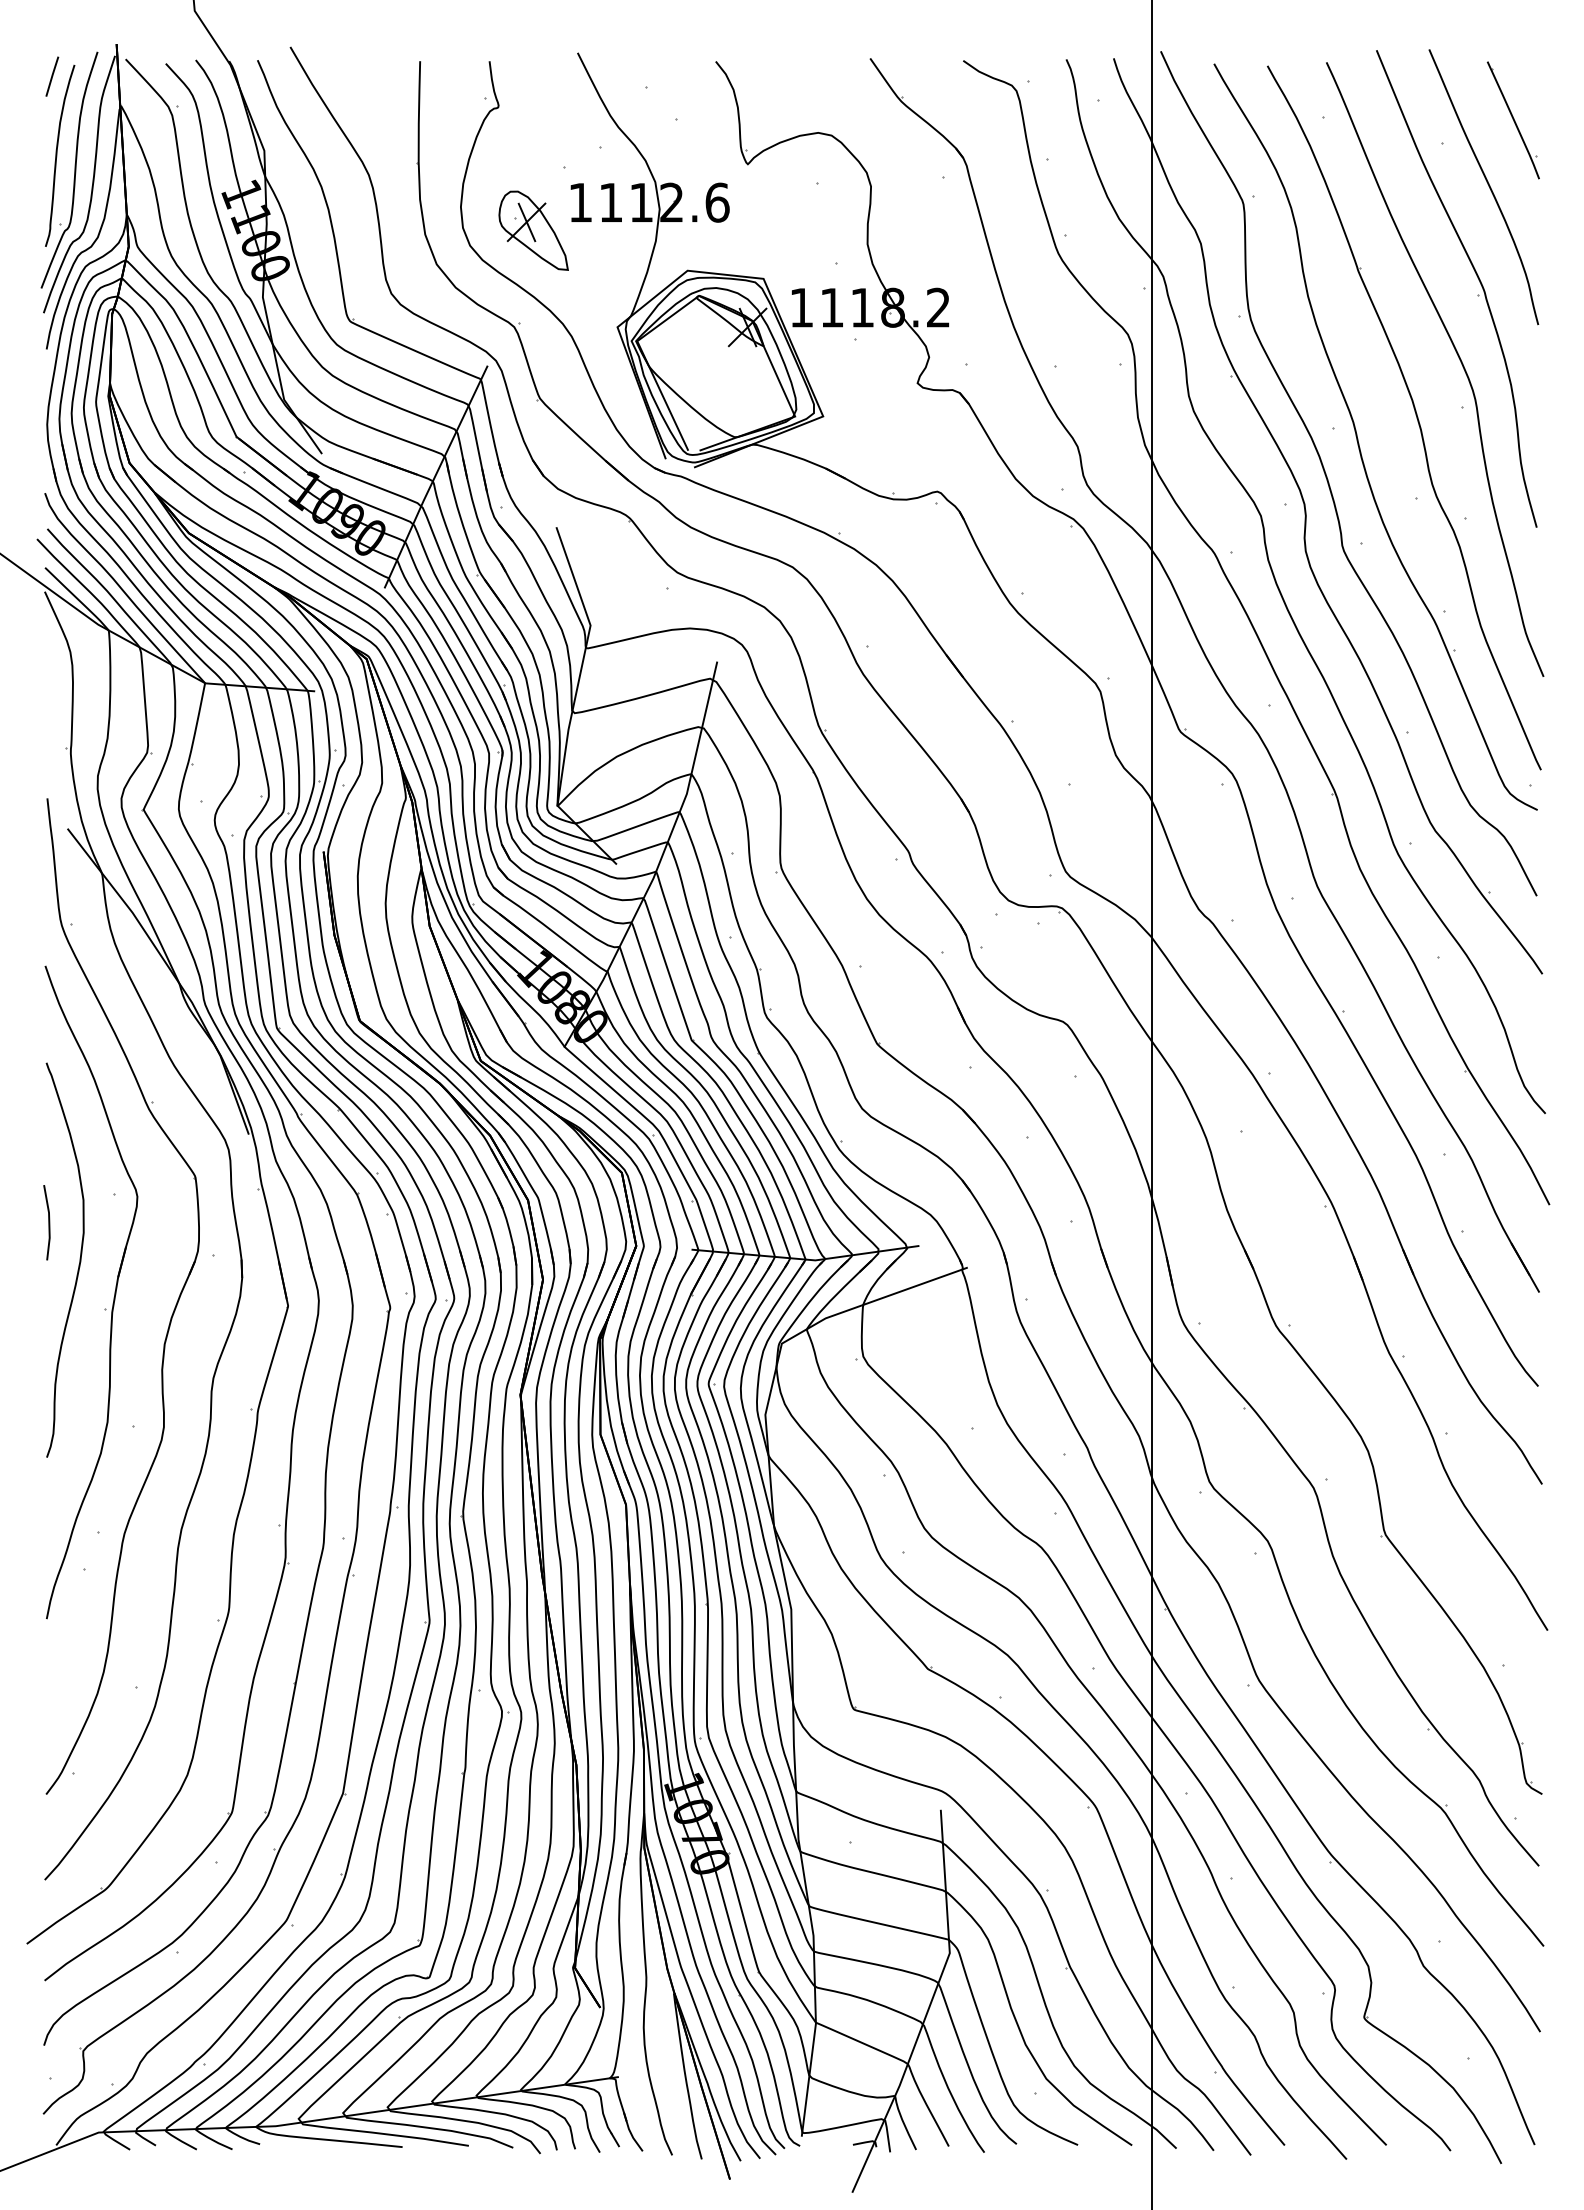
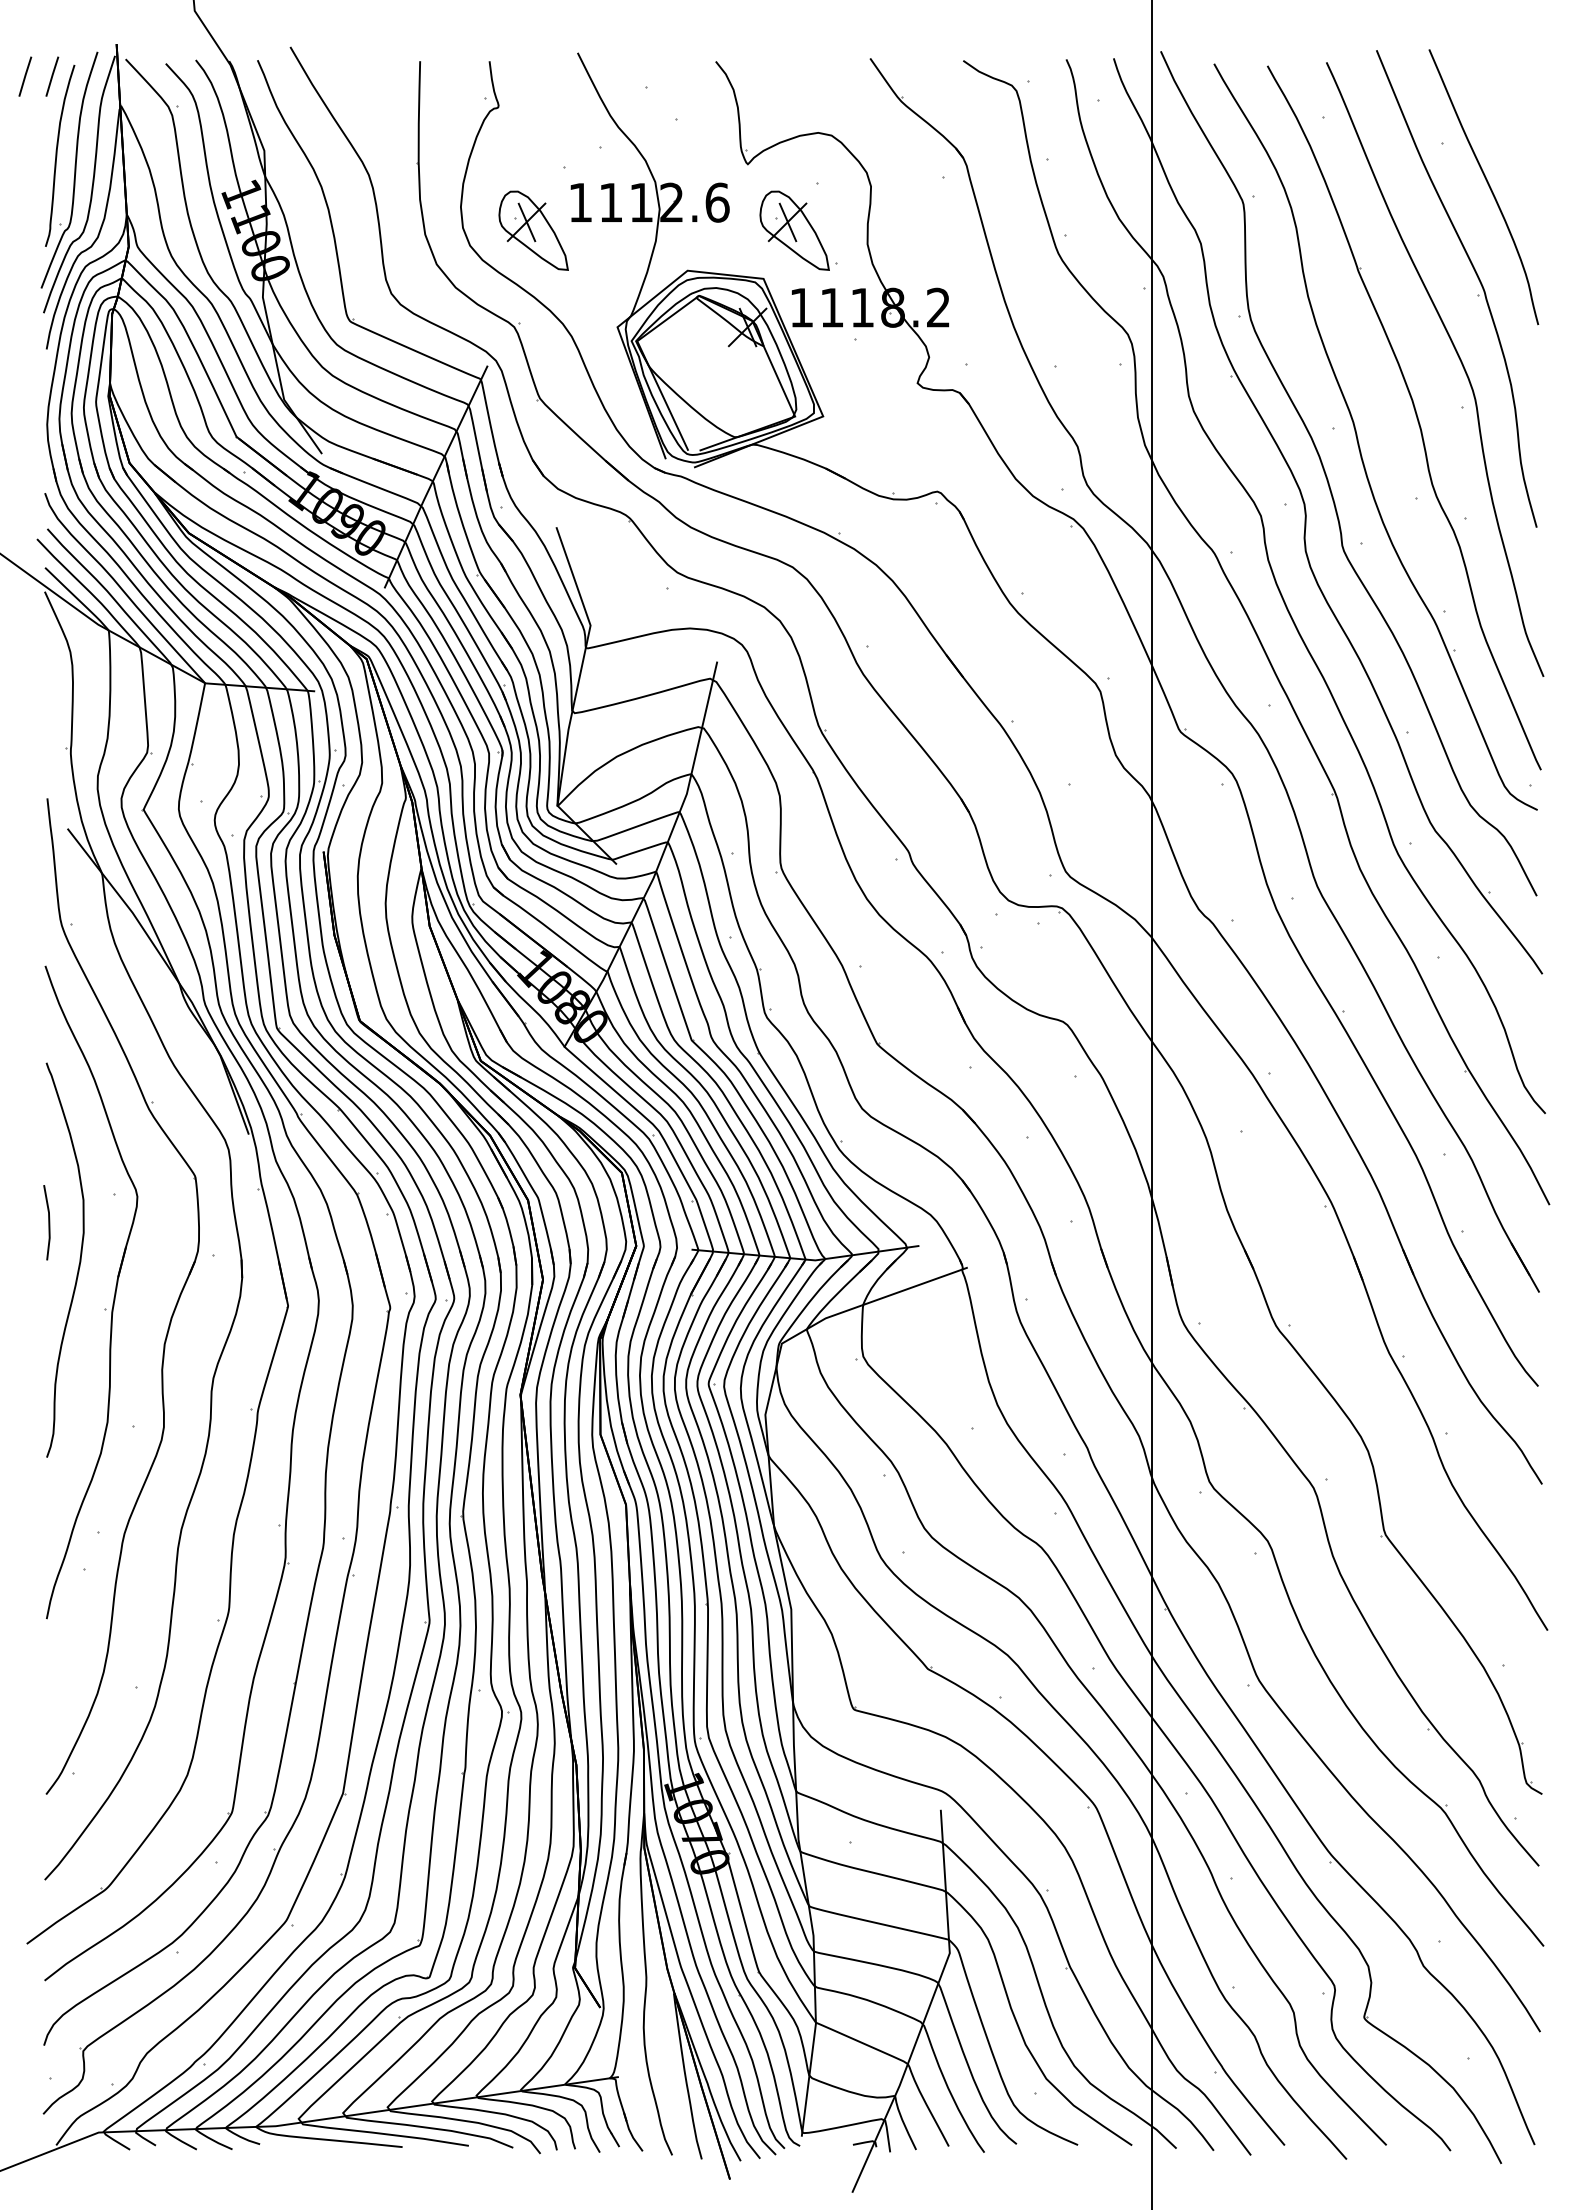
line: none -> present (25, 76)
part: present -> none (1512, 120)
part: none -> present (794, 230)
